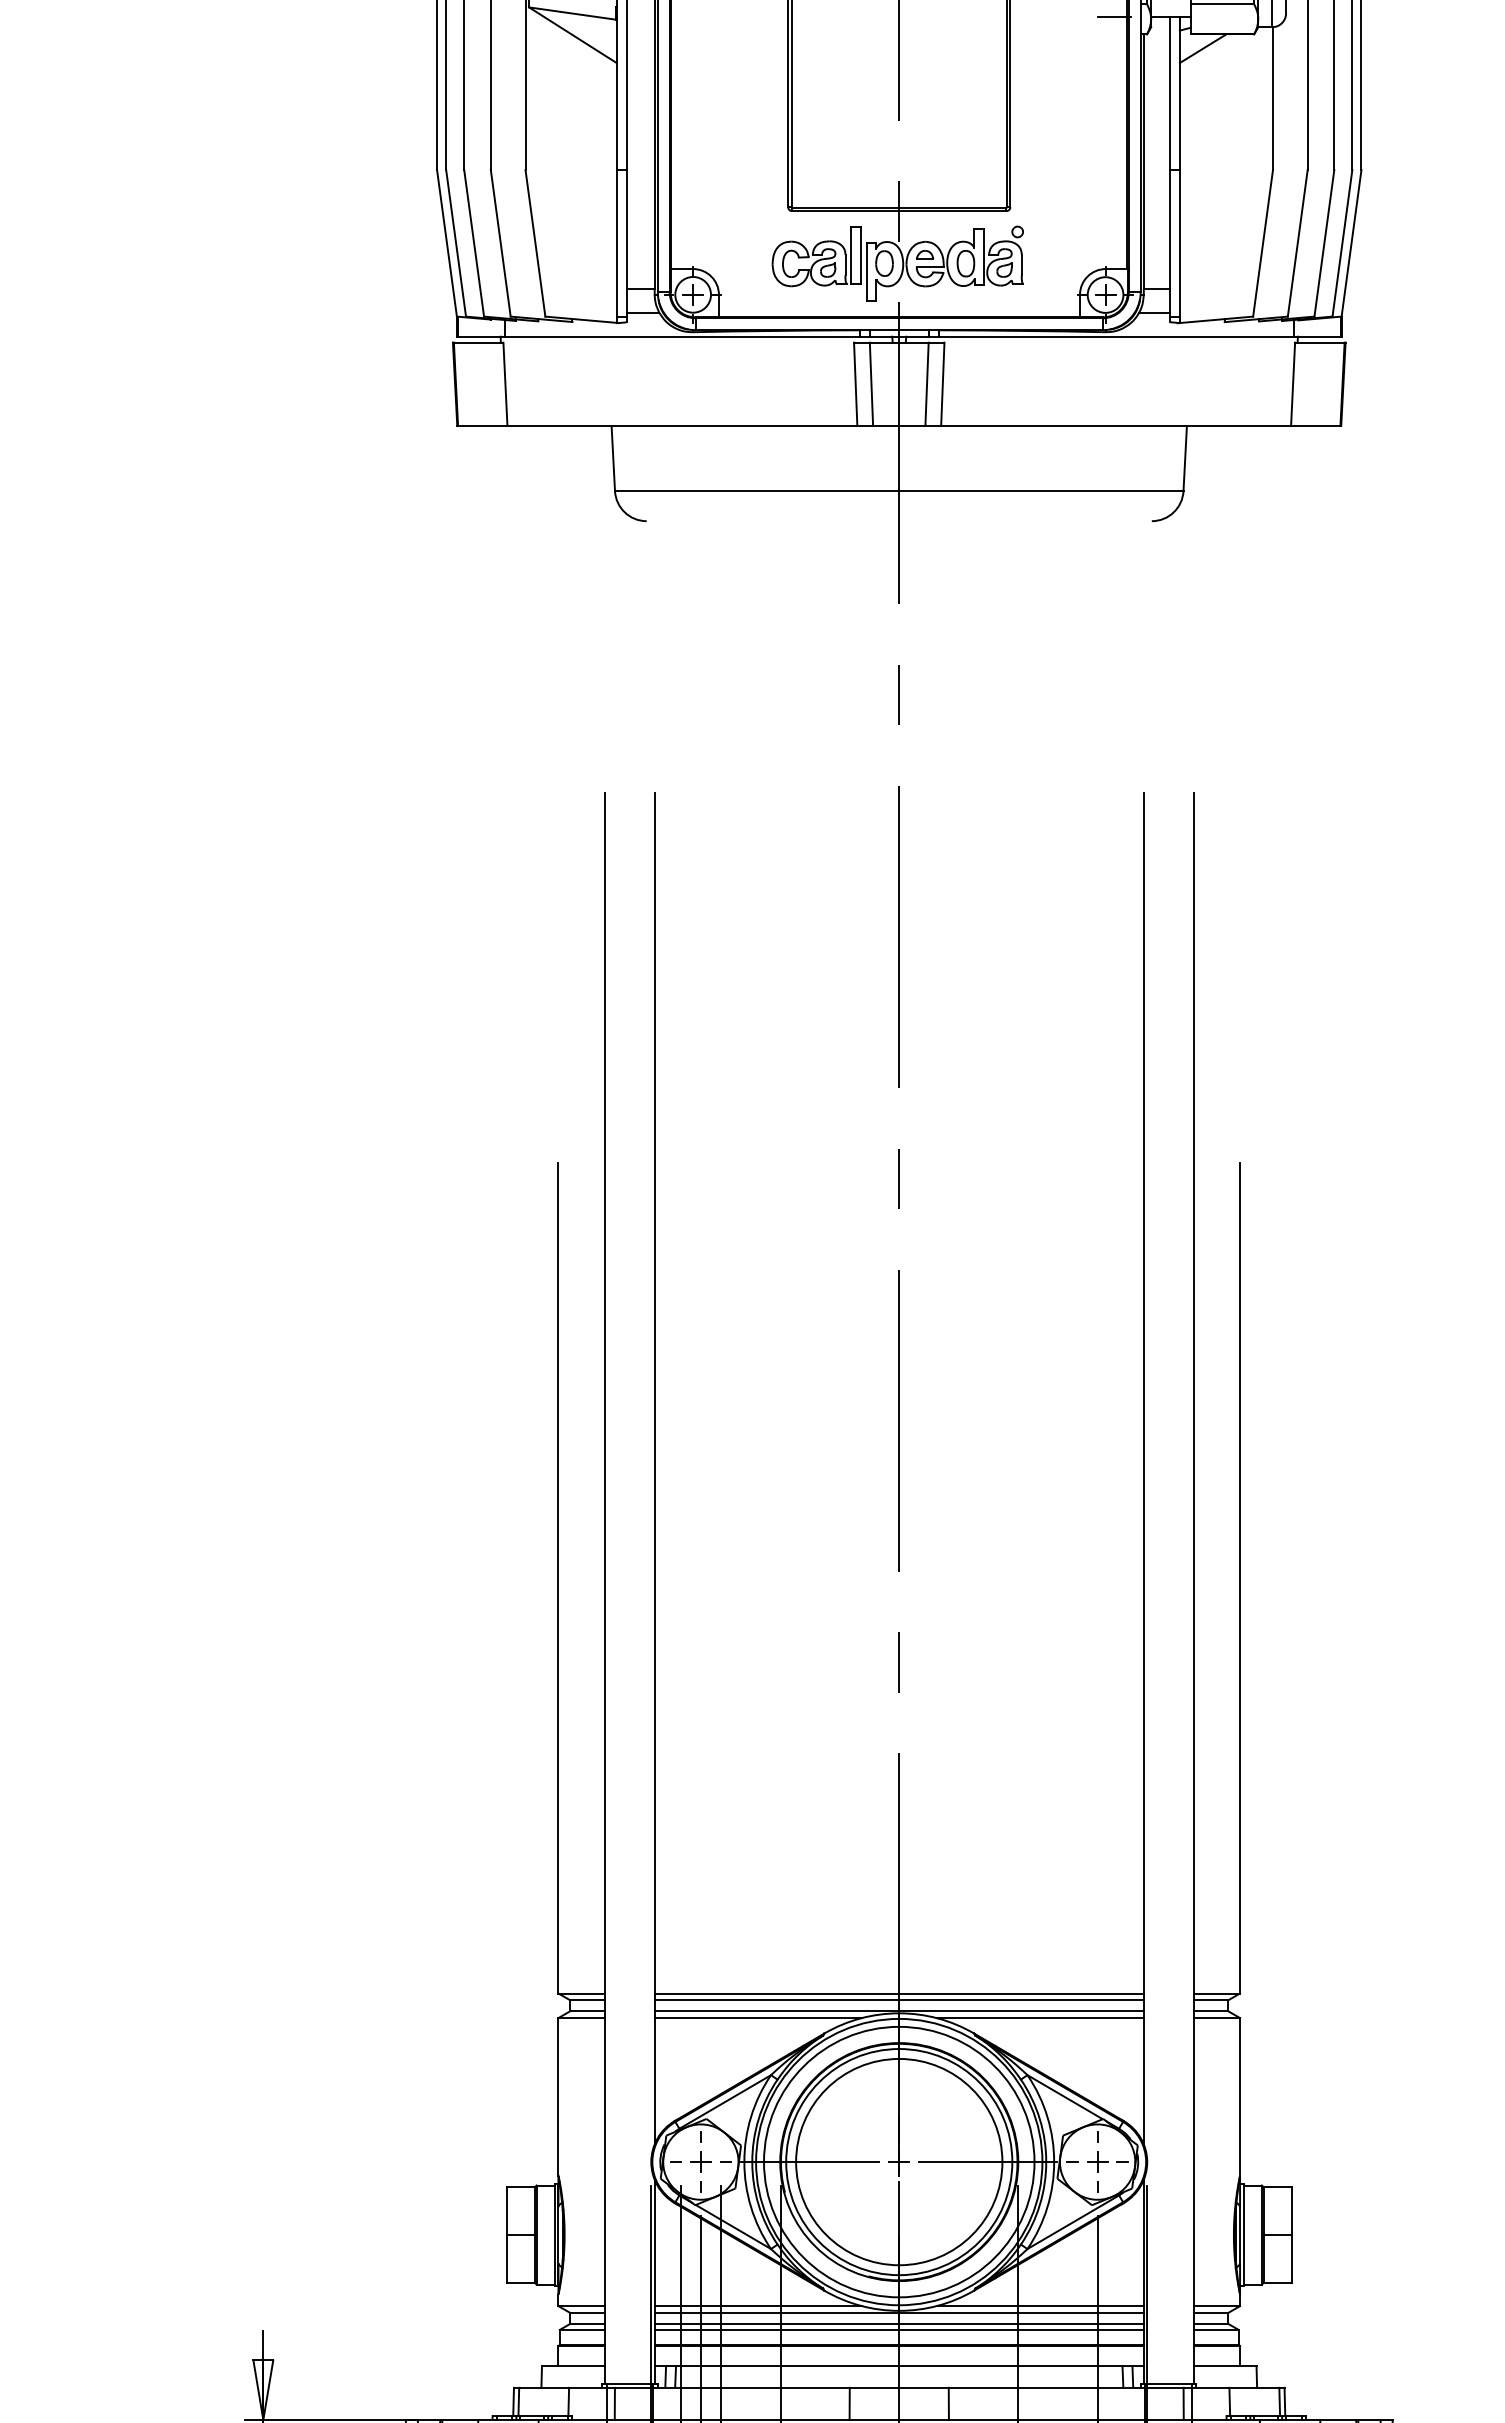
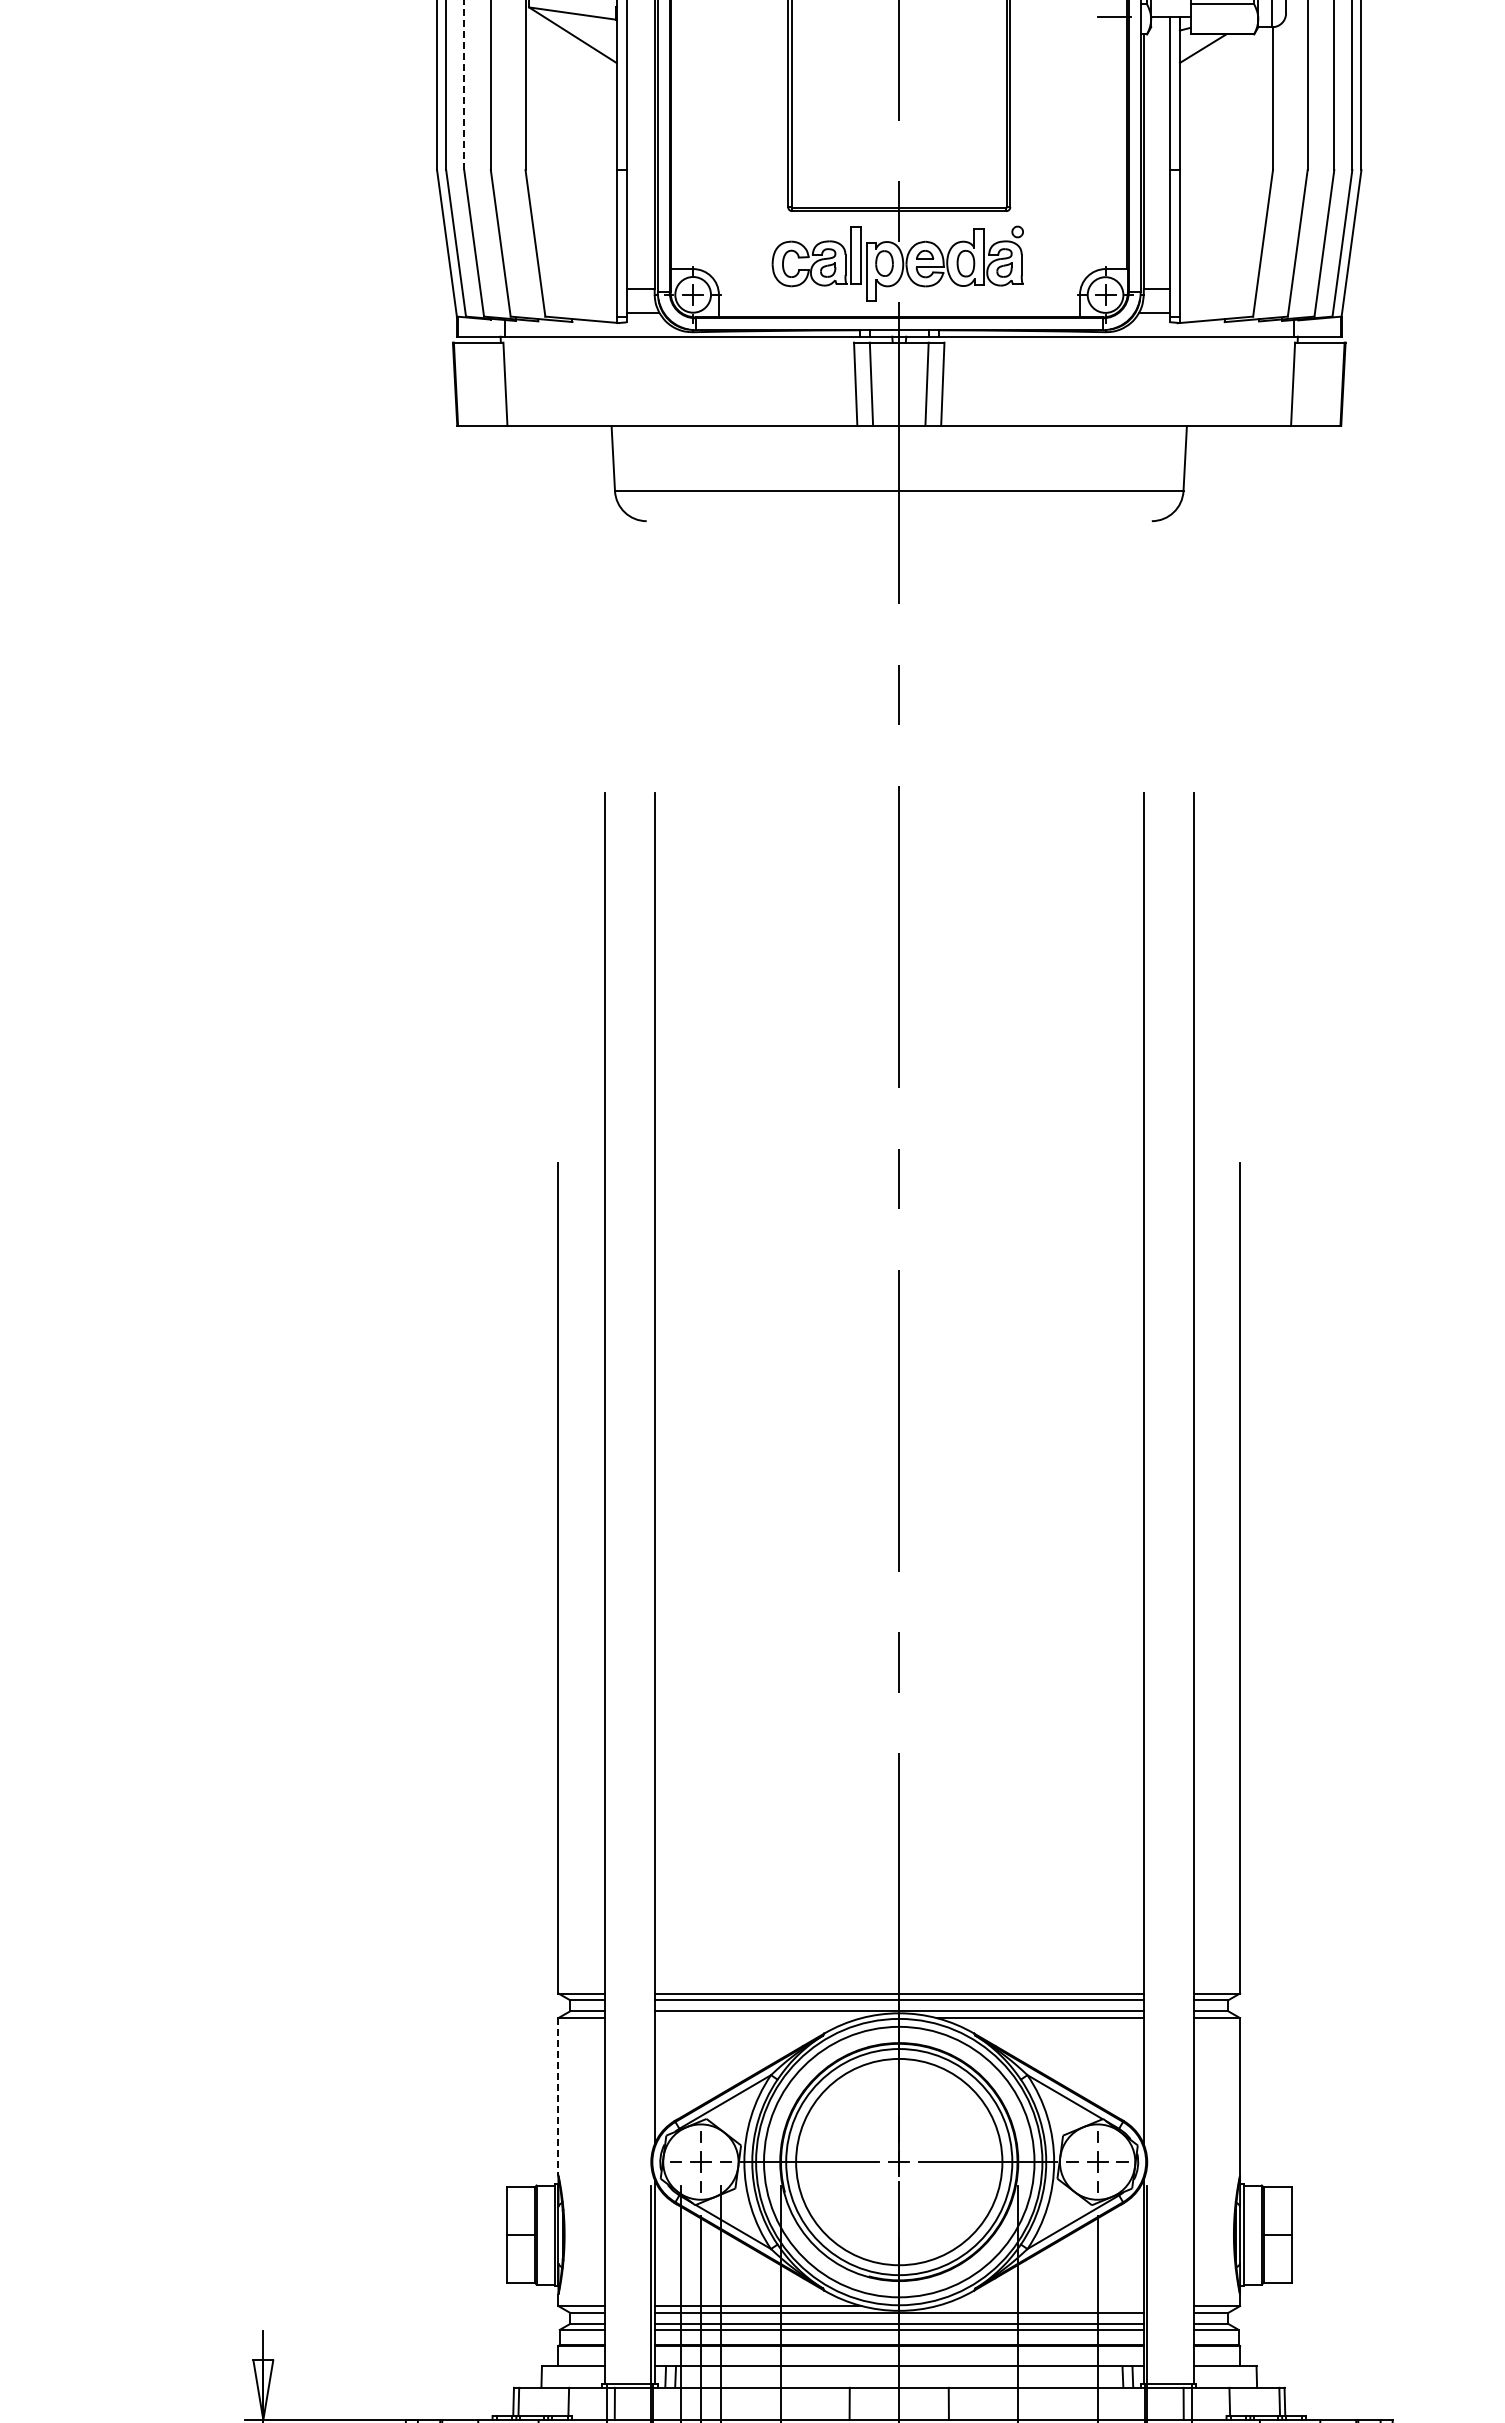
line: solid -> dashed (464, 85)
line: present -> none (757, 2018)
line: solid -> dashed (558, 2096)
line: present -> none (1039, 2306)
